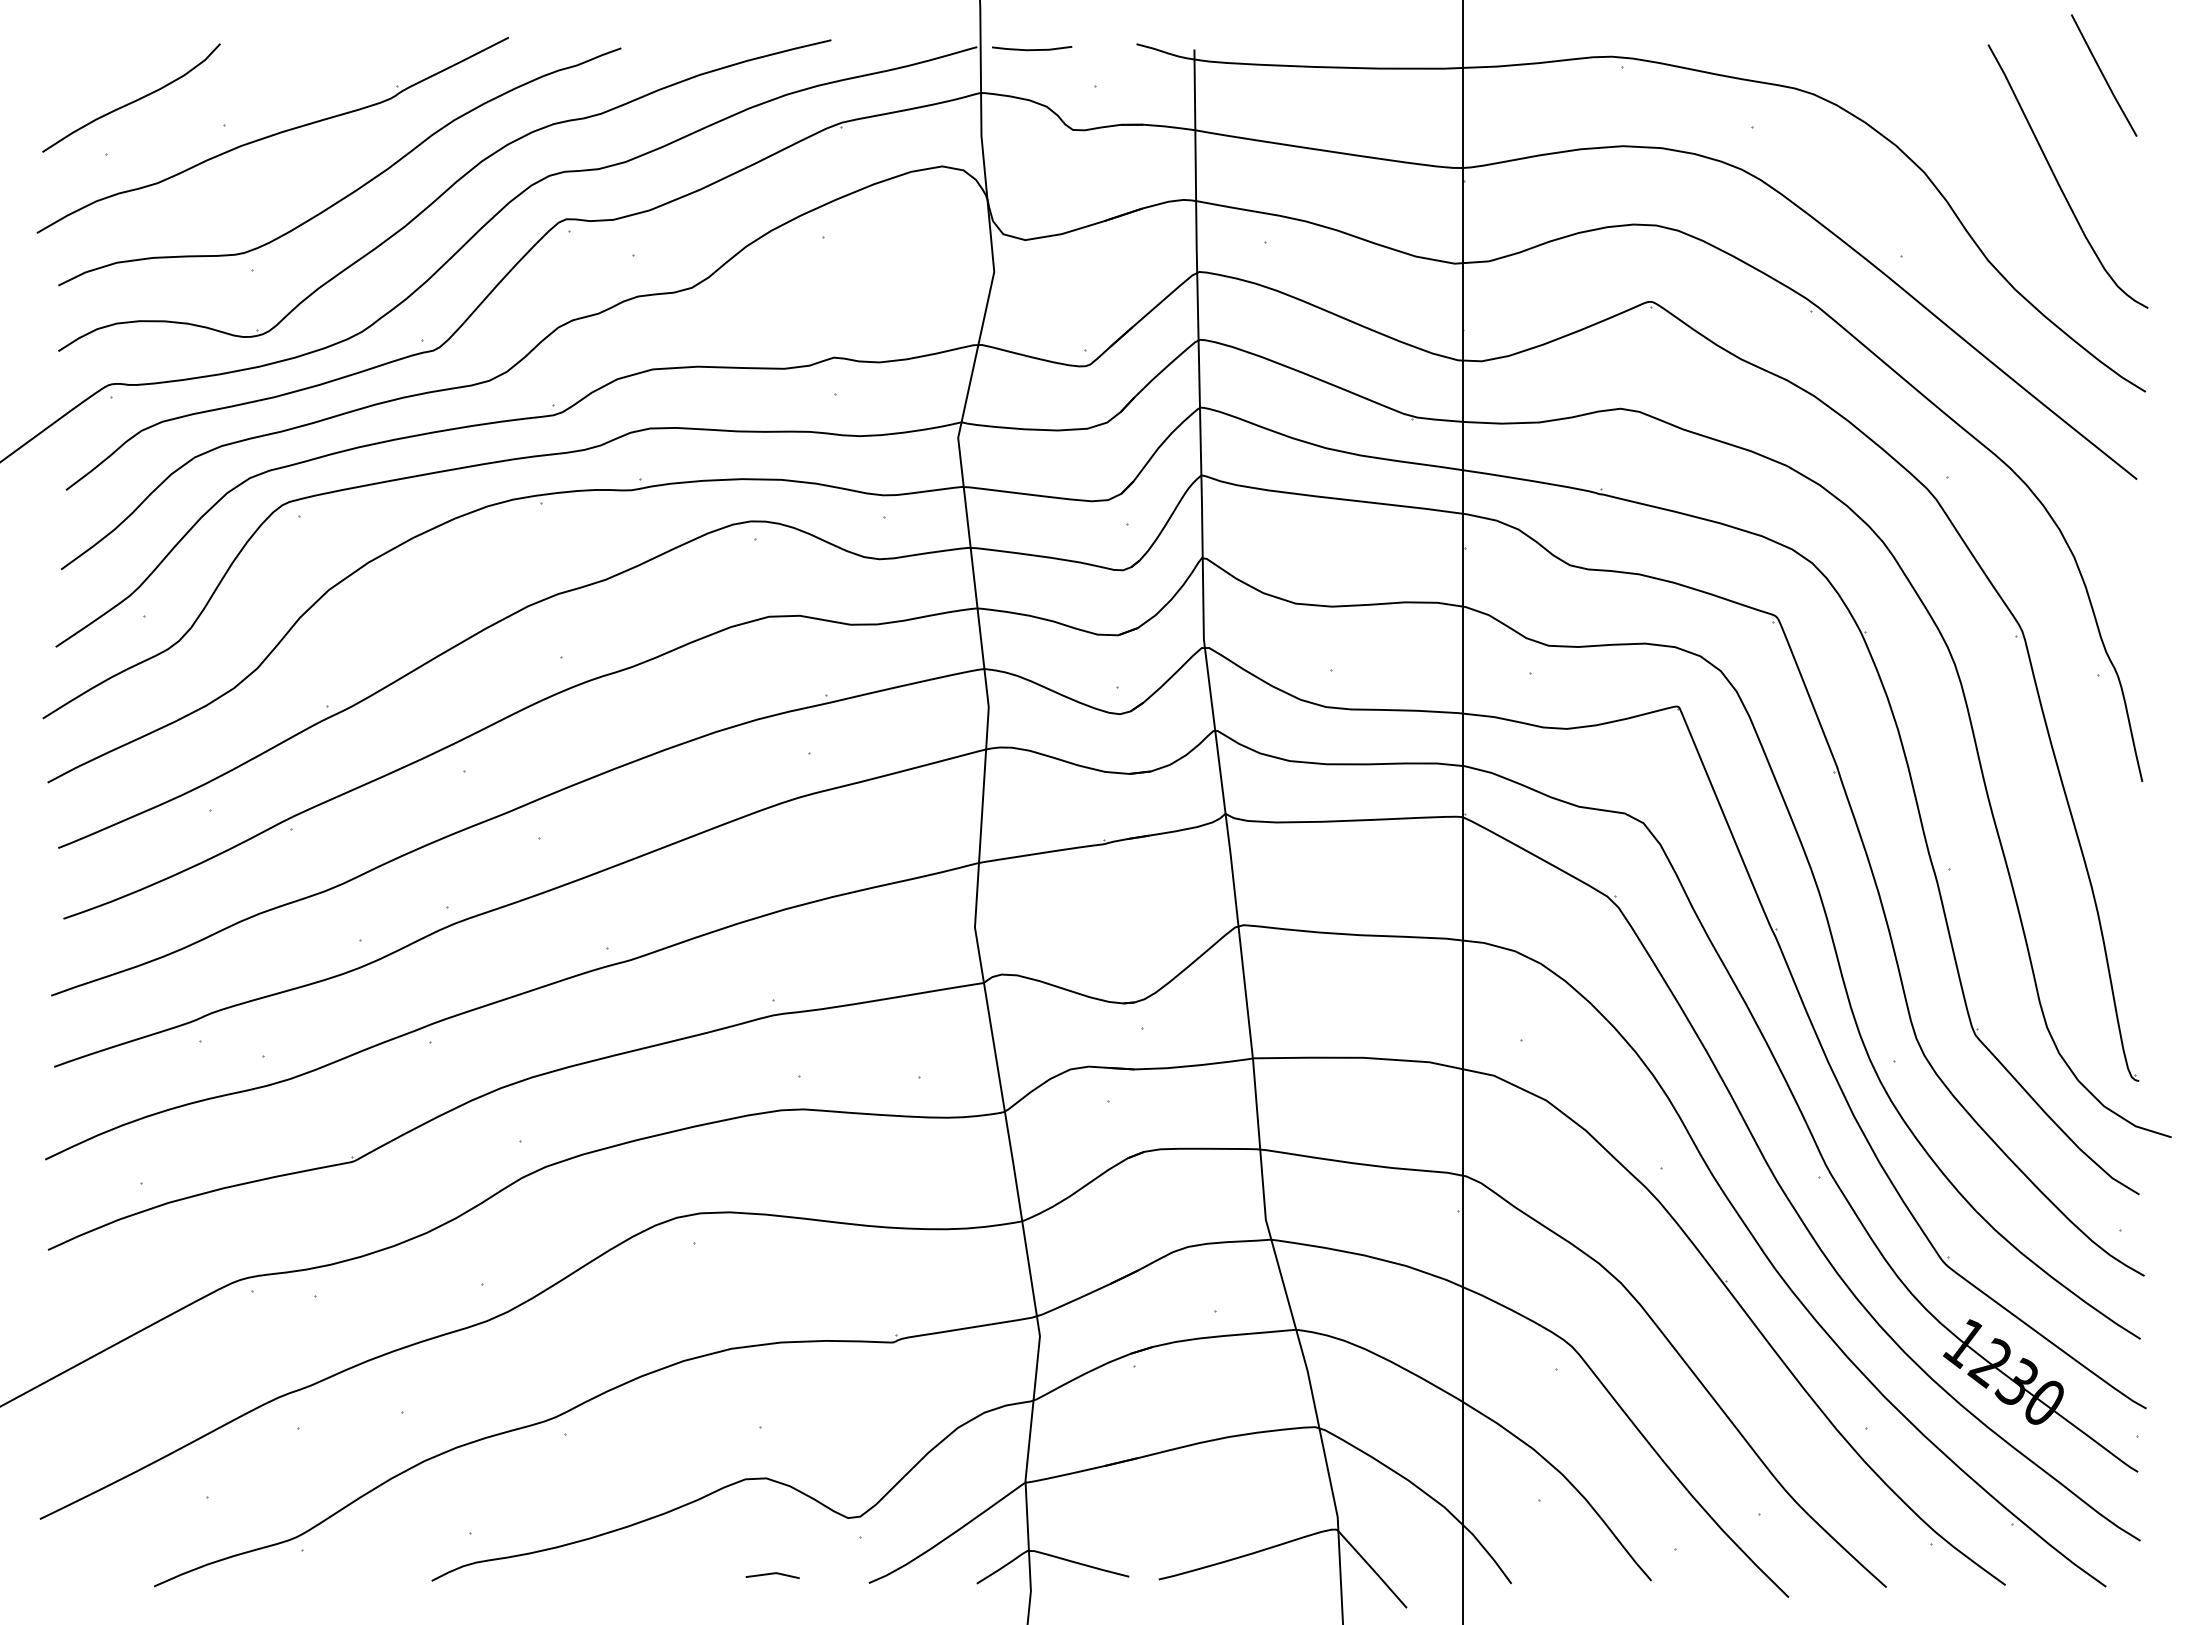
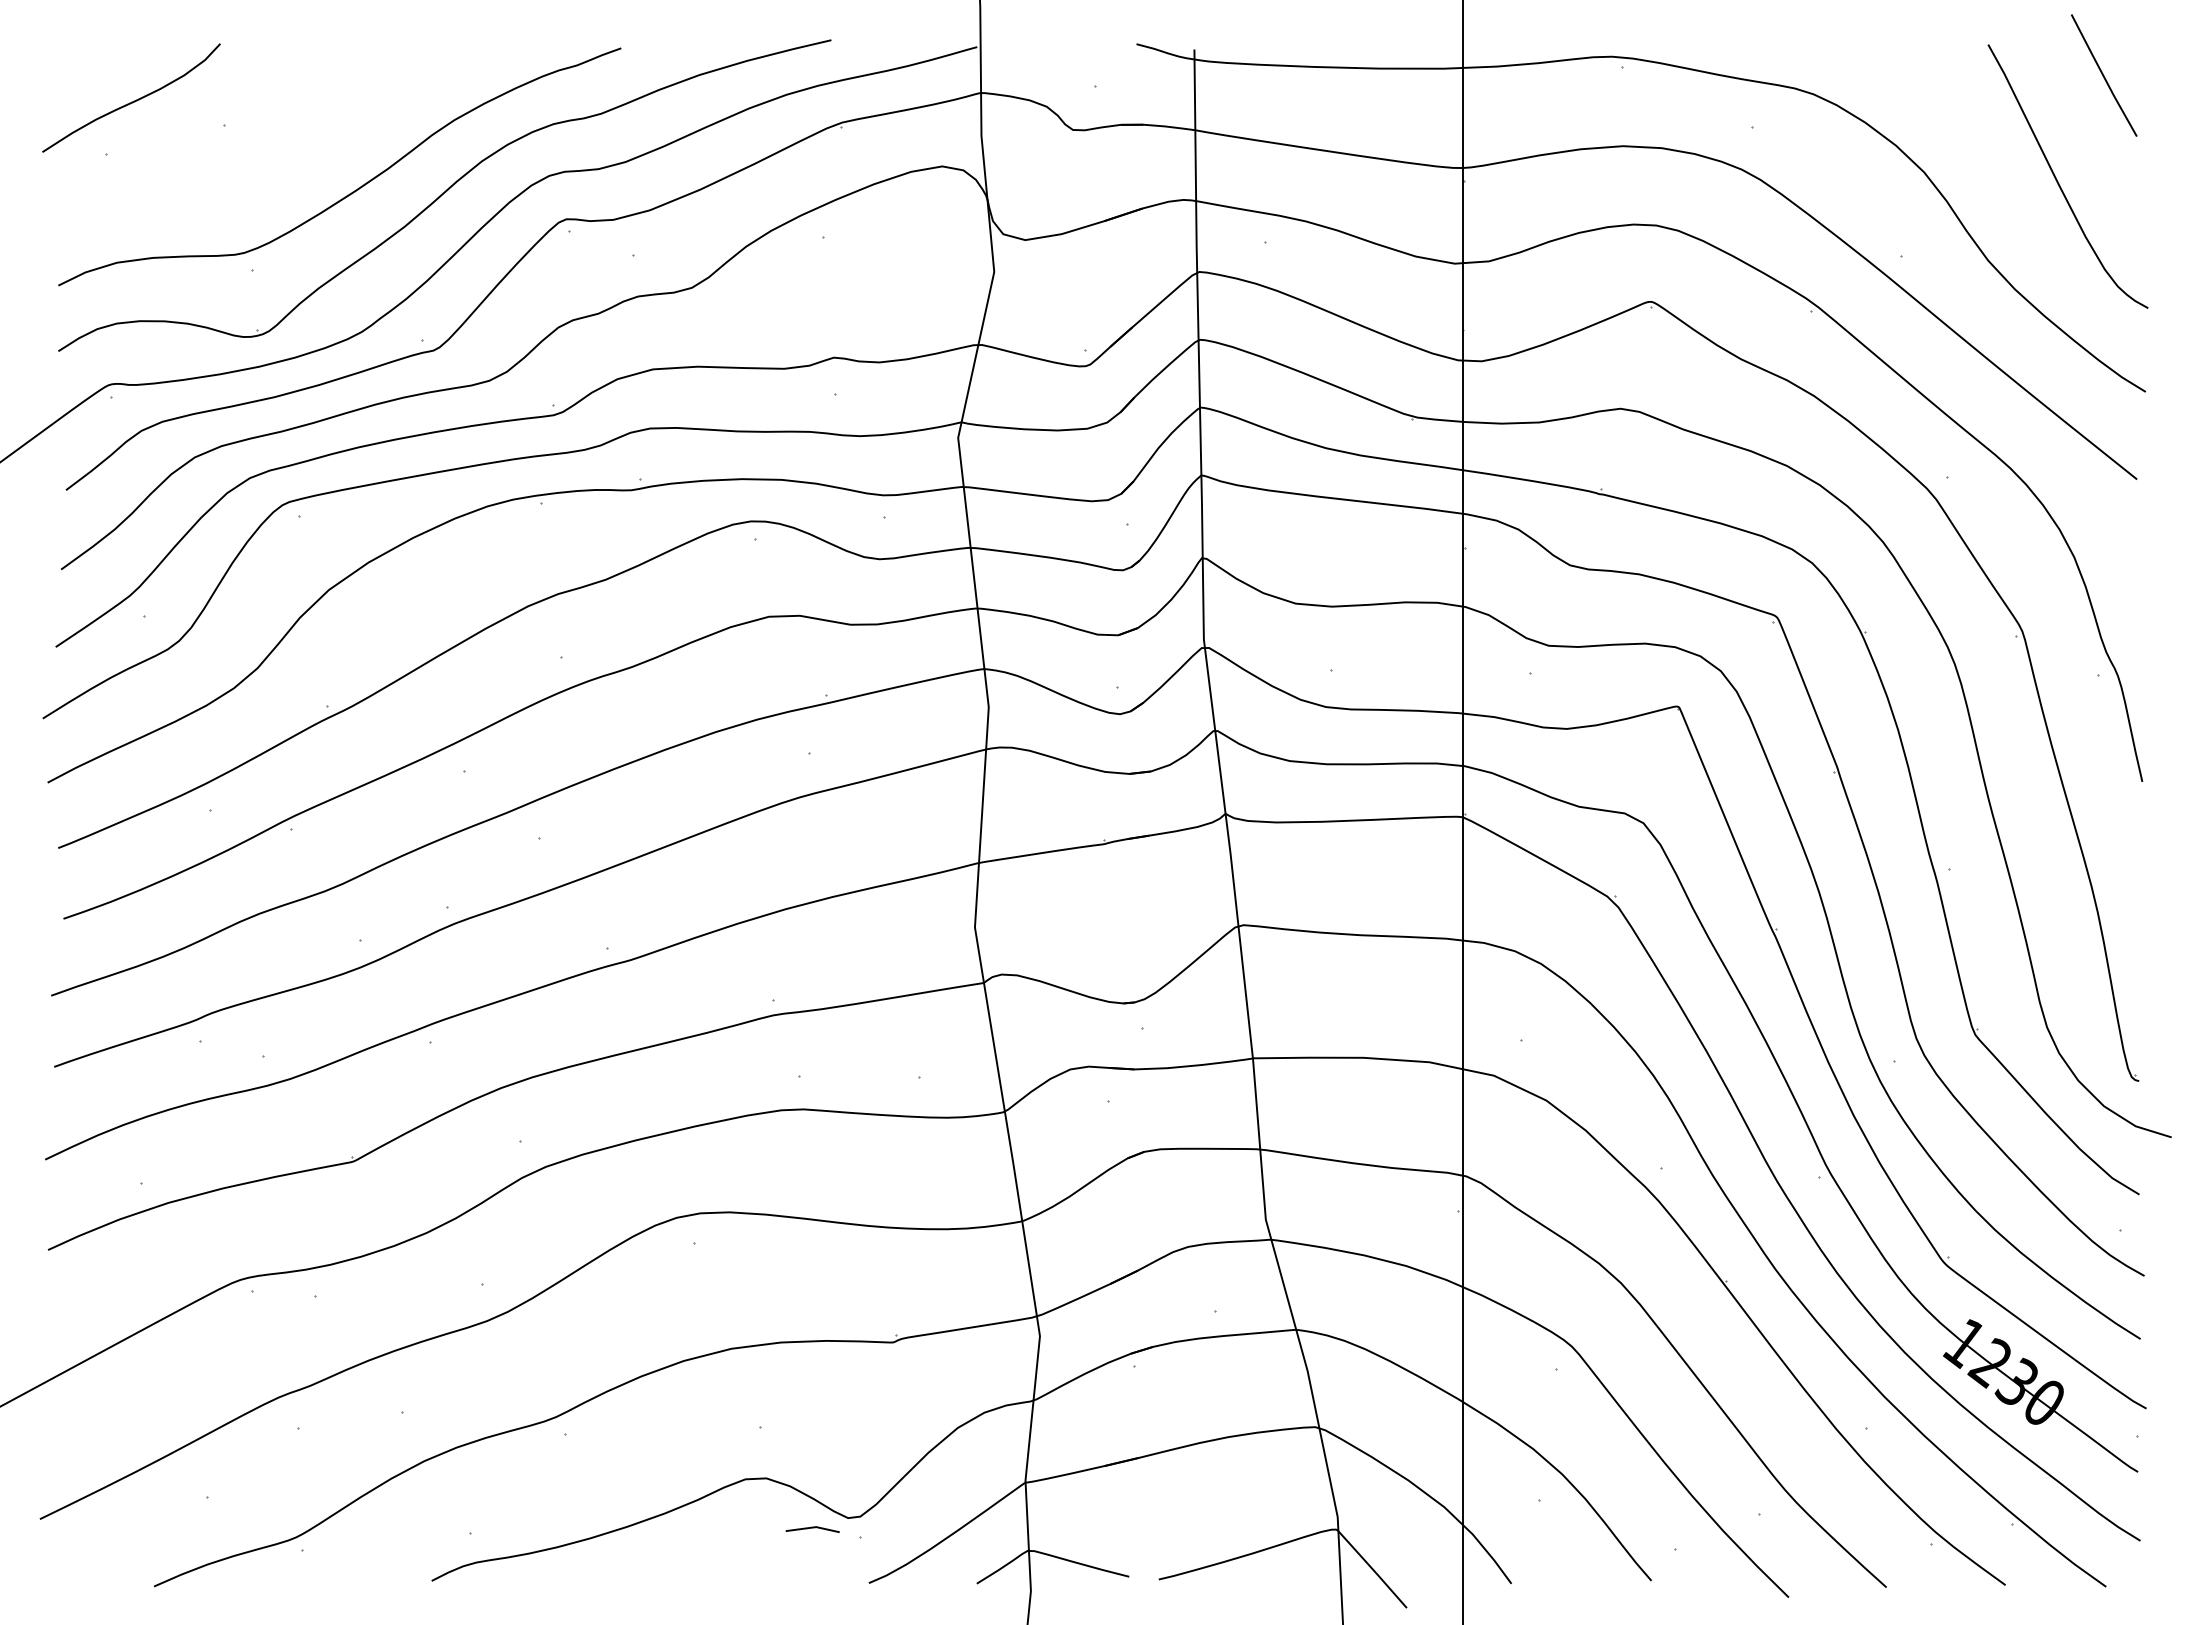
line: present -> none (1032, 49)
part: present -> none (272, 135)
line position: (772, 1574) -> (812, 1528) (812, 1528)
